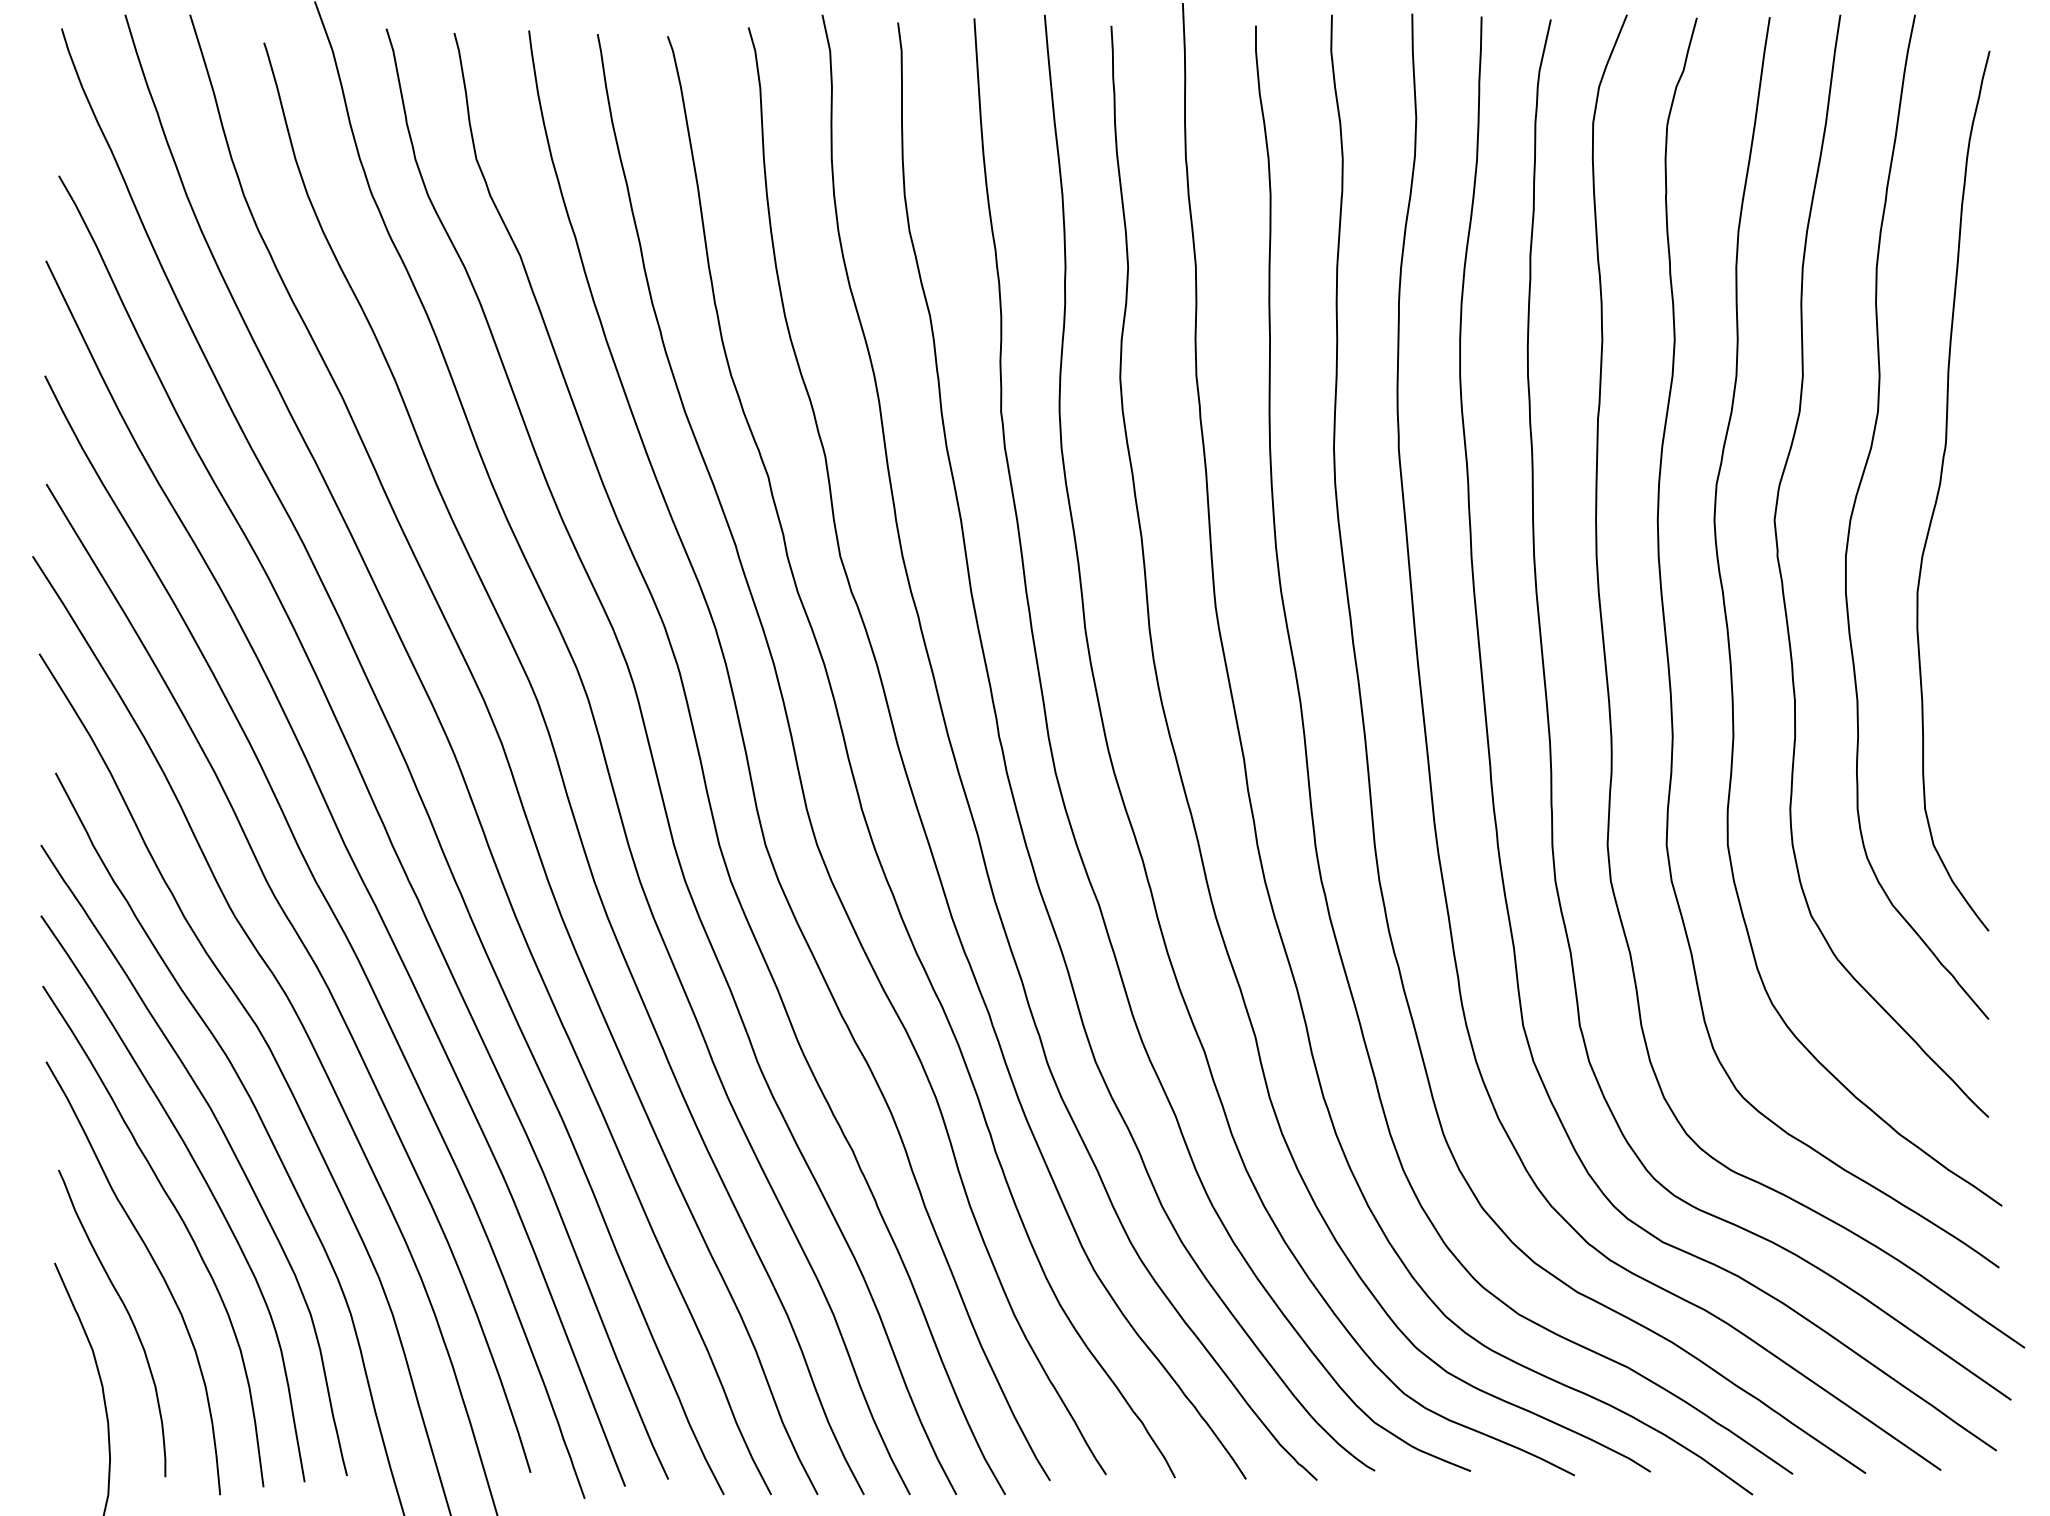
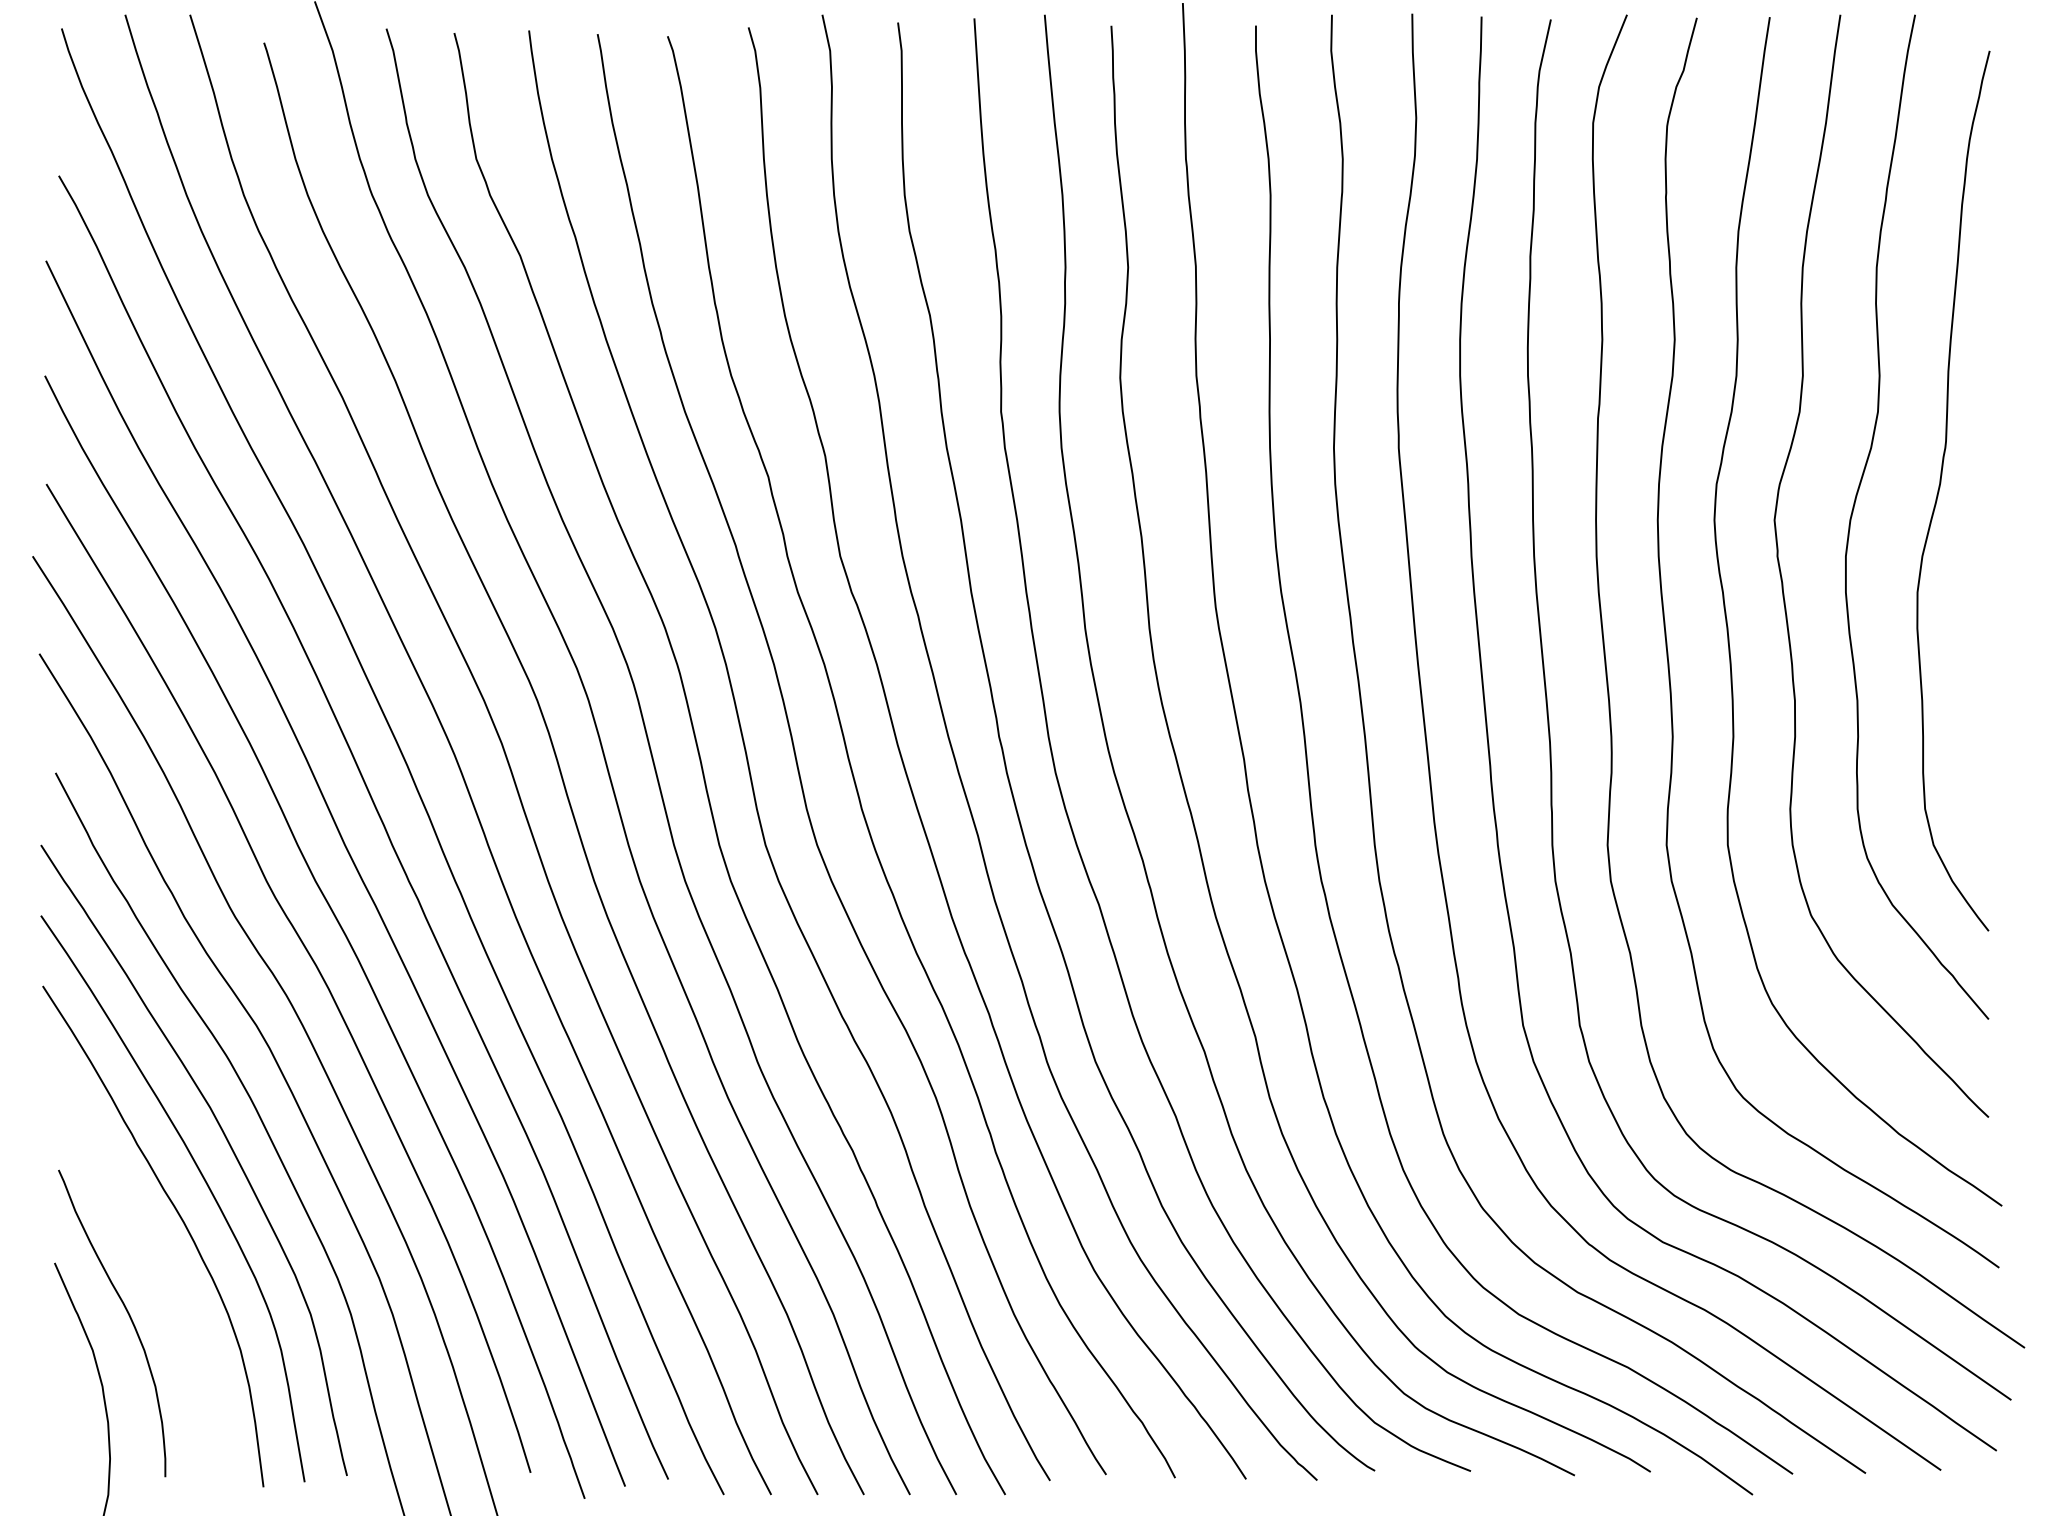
curve: present -> none (156, 1267)
